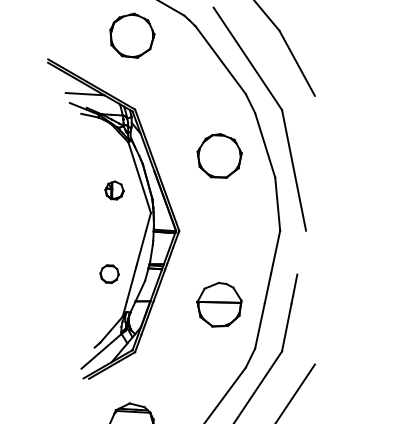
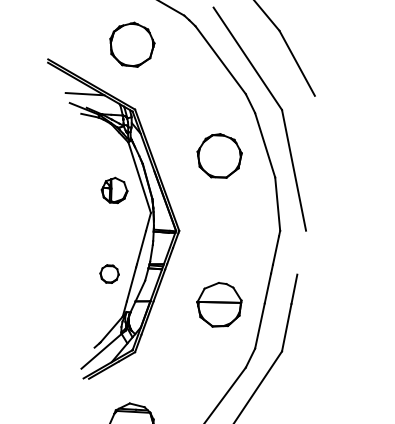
part position: (132, 35) -> (132, 44) (132, 44)
part size: 21x21 px -> 29x29 px (114, 190)
line: present -> none (295, 392)
